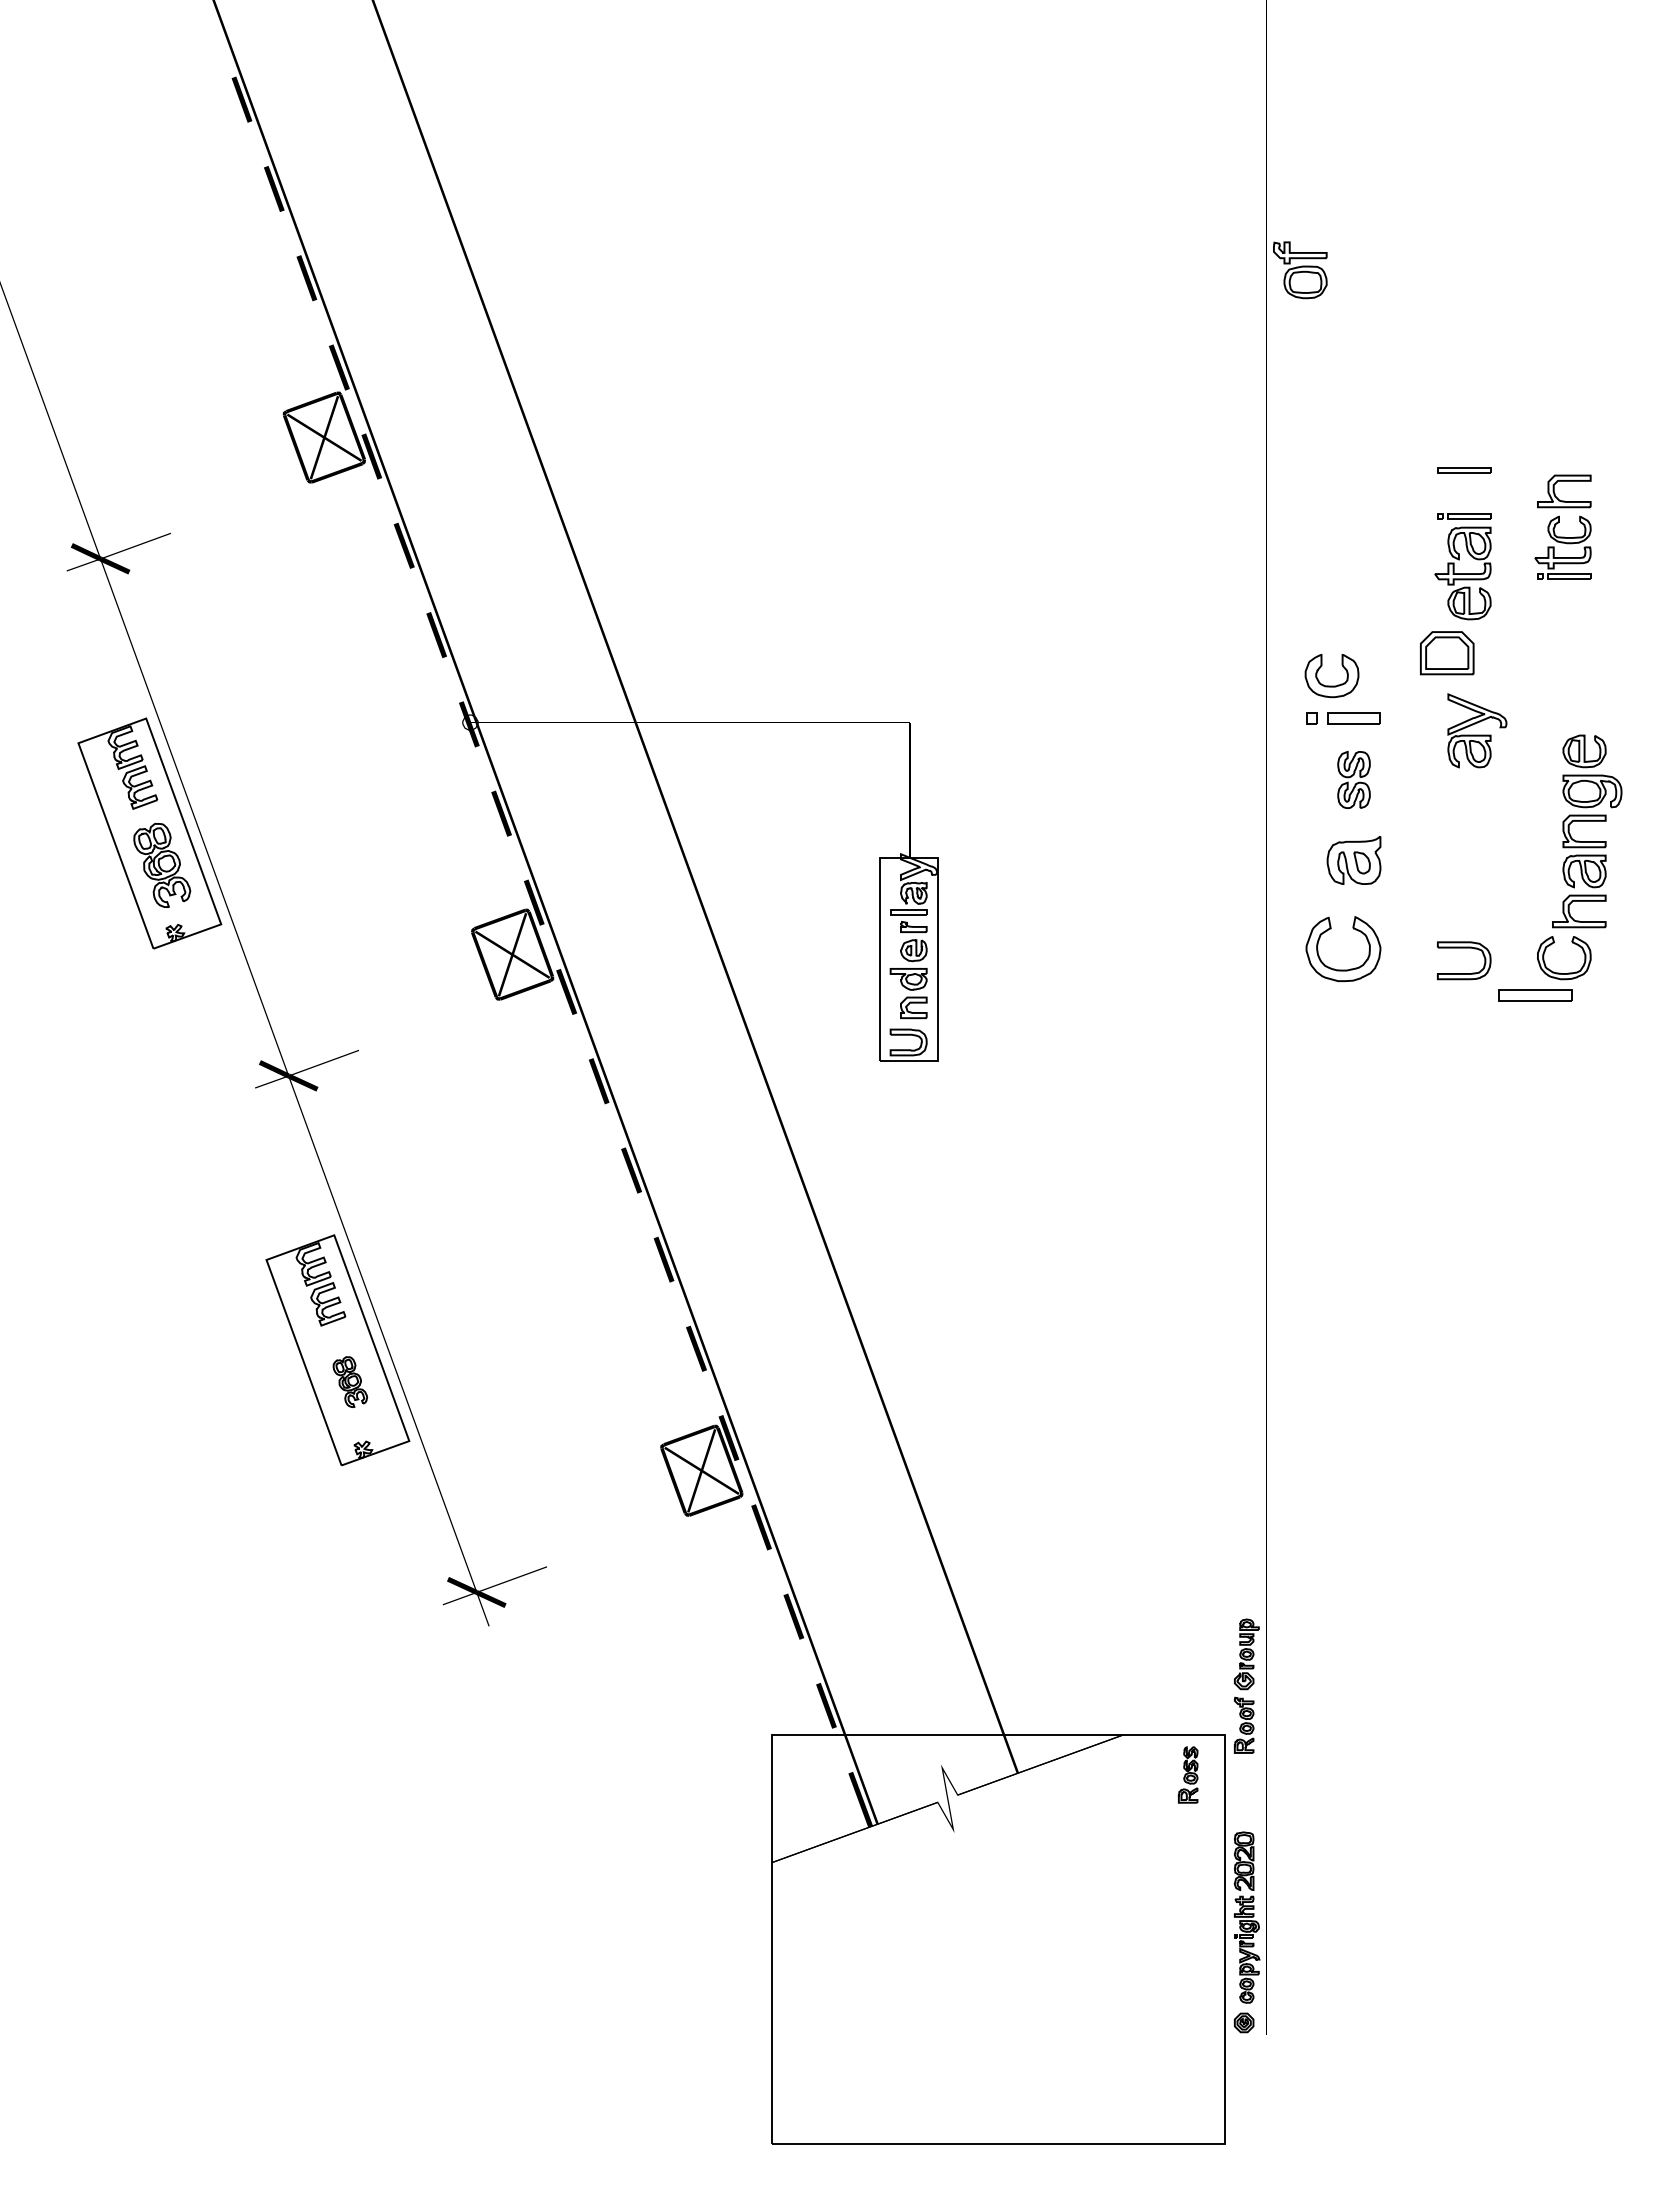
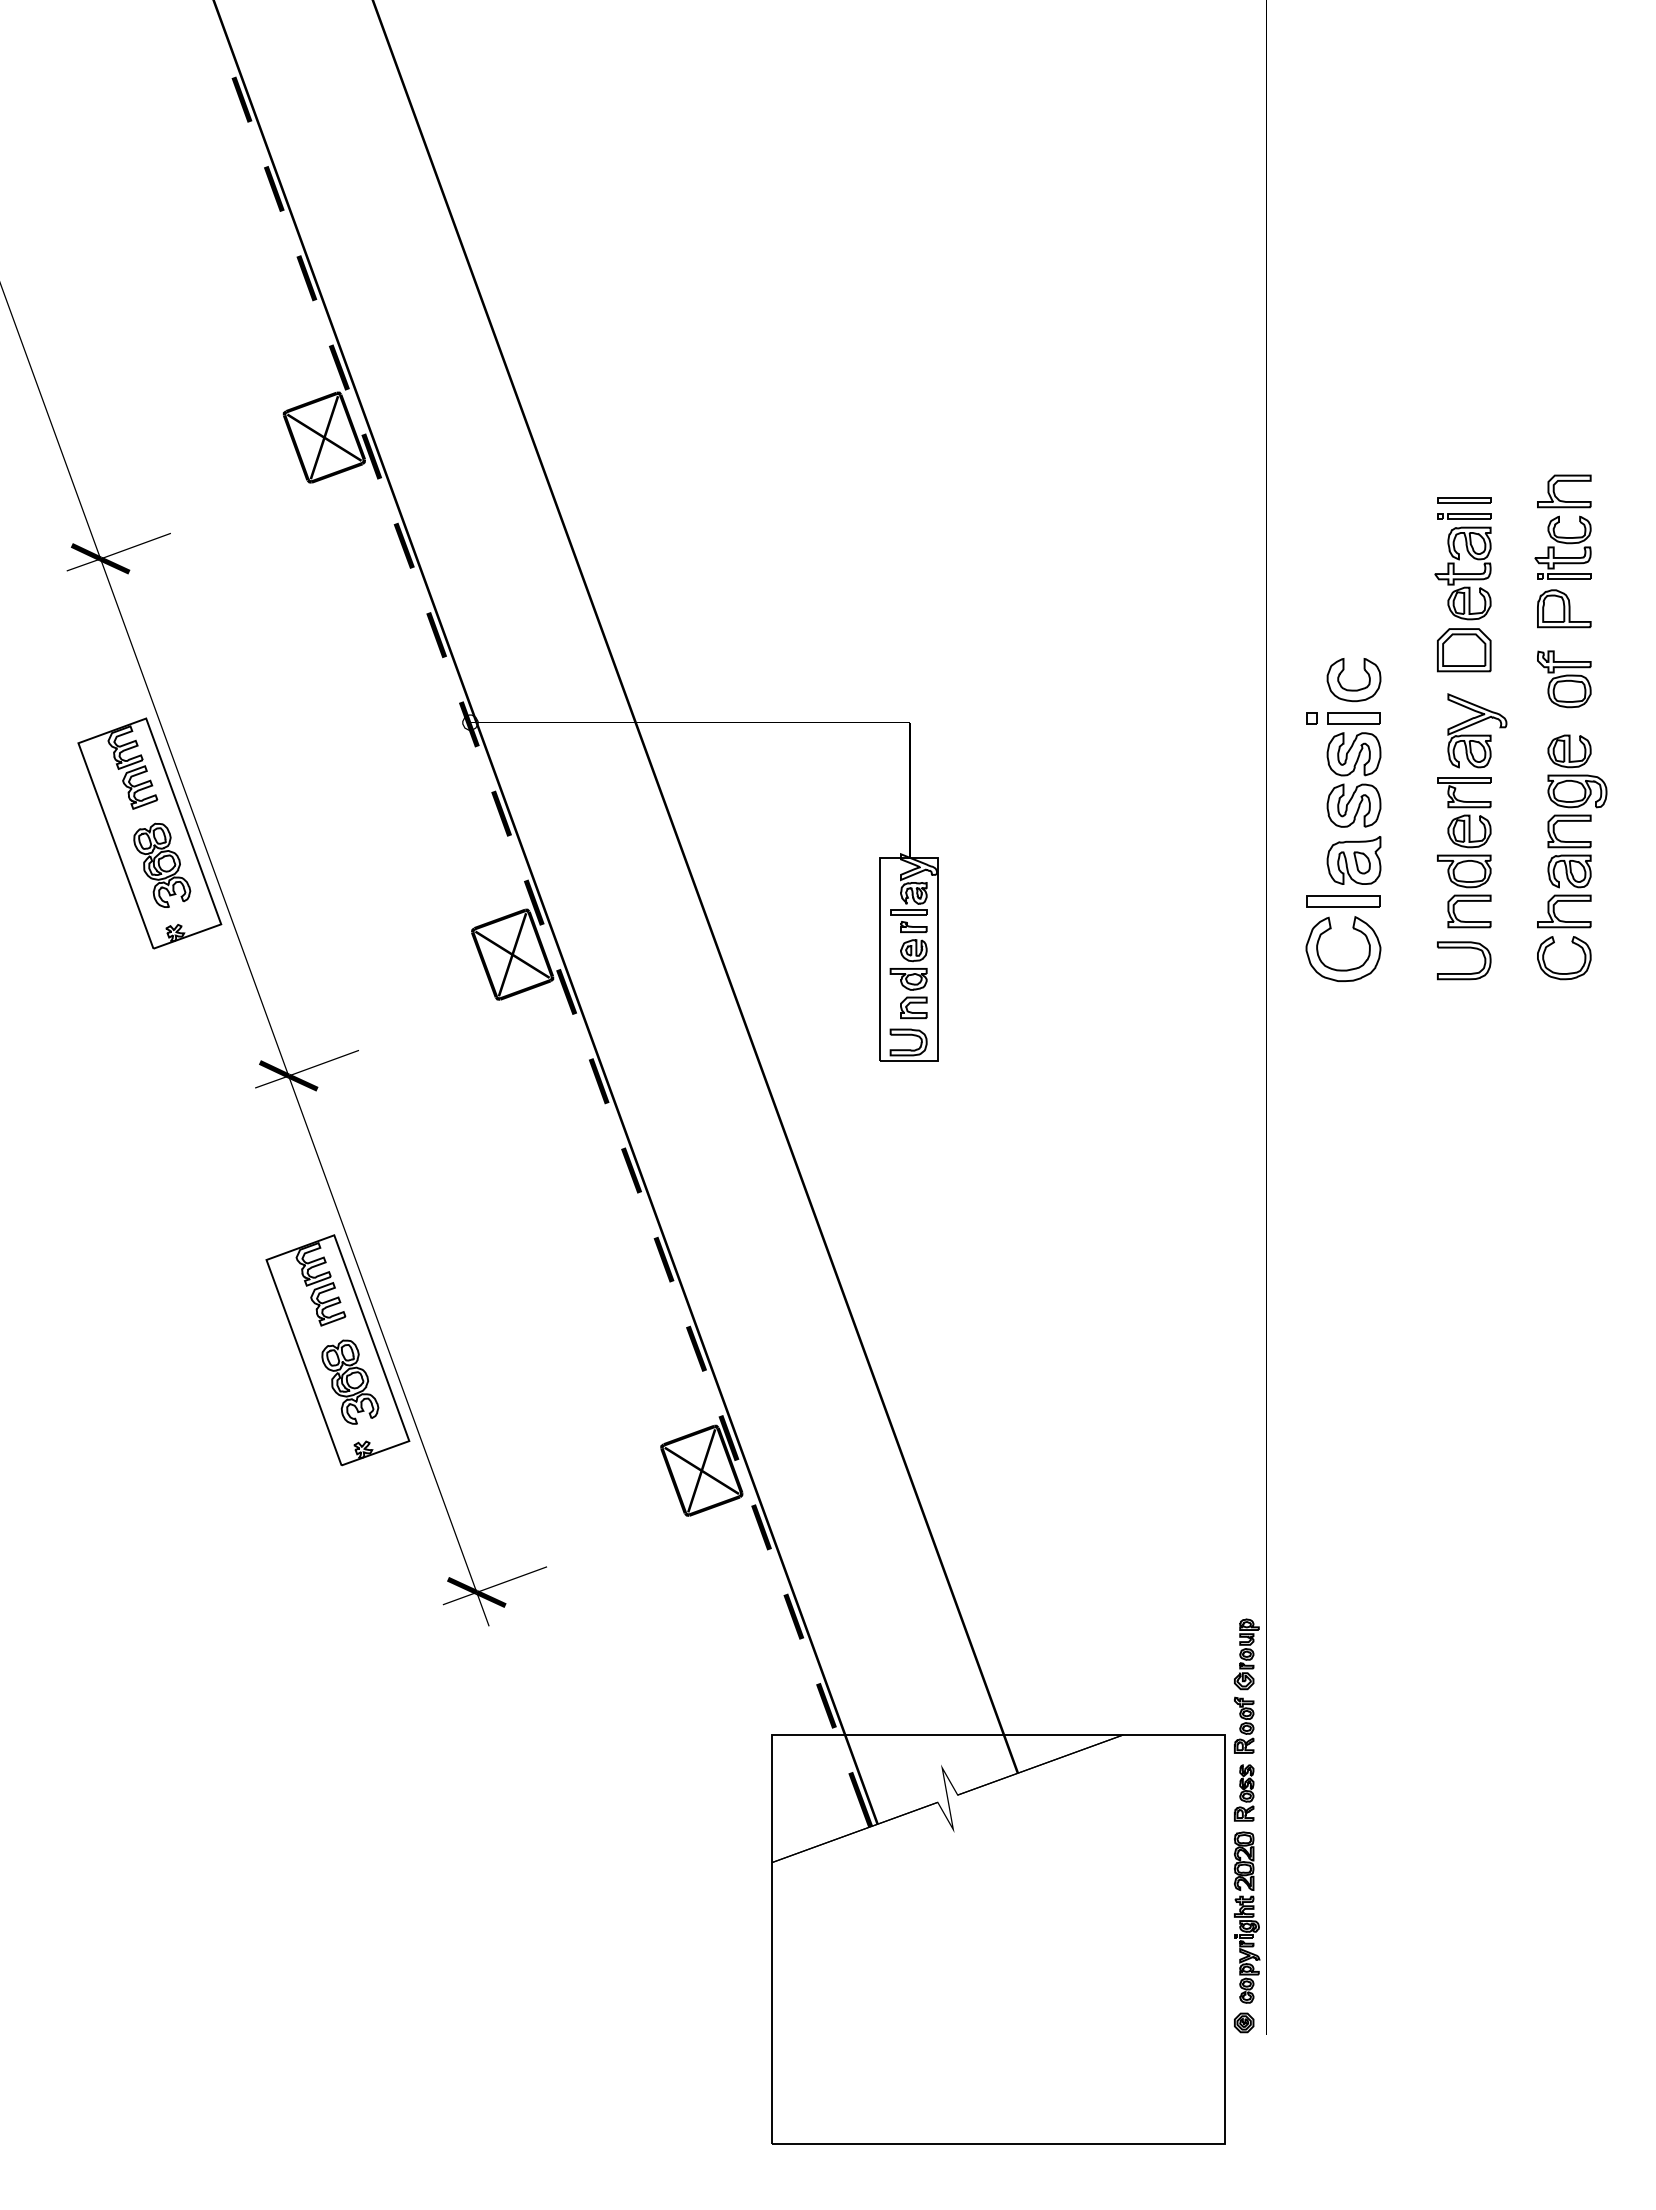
part position: (1300, 270) -> (1564, 679) (1564, 679)
part position: (1464, 470) -> (1464, 500) (1464, 500)
part: none -> present (1564, 608)
part position: (1447, 653) -> (1464, 650) (1464, 650)
part position: (1331, 685) -> (1353, 689) (1353, 689)
part size: 34x58 px -> 56x96 px (1353, 779)
part position: (1587, 821) -> (1572, 821) (1572, 821)
part: none -> present (1464, 852)
part position: (1535, 995) -> (1343, 901) (1343, 901)
part size: 37x52 px -> 59x86 px (350, 1381)
part position: (1188, 1774) -> (1244, 1792) (1244, 1792)
